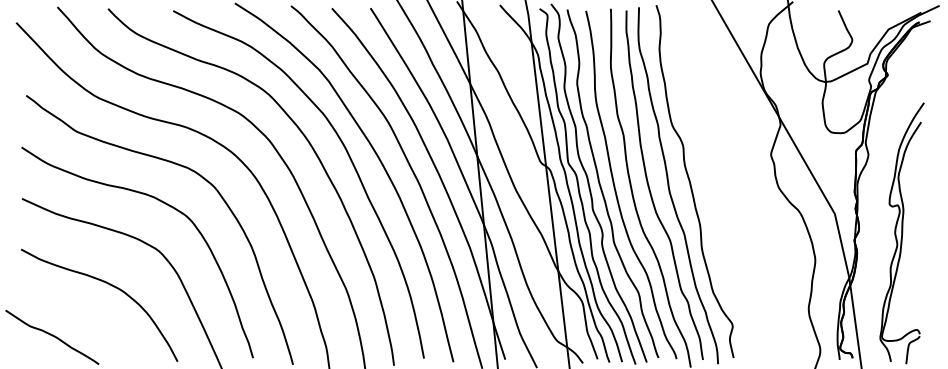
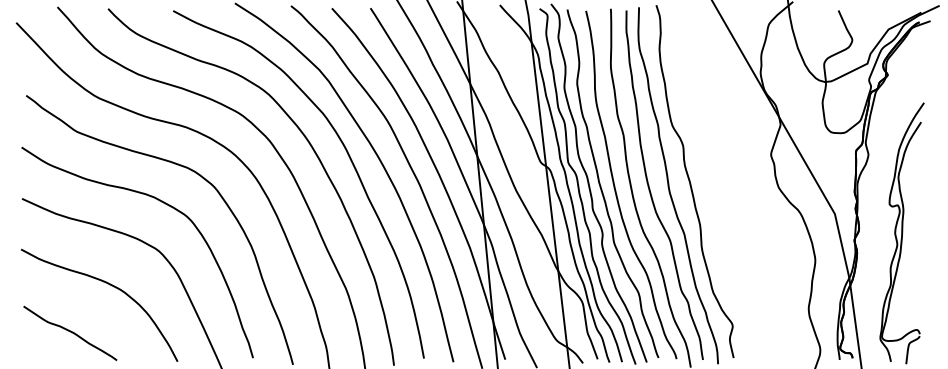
curve position: (52, 336) -> (70, 332) (70, 332)
